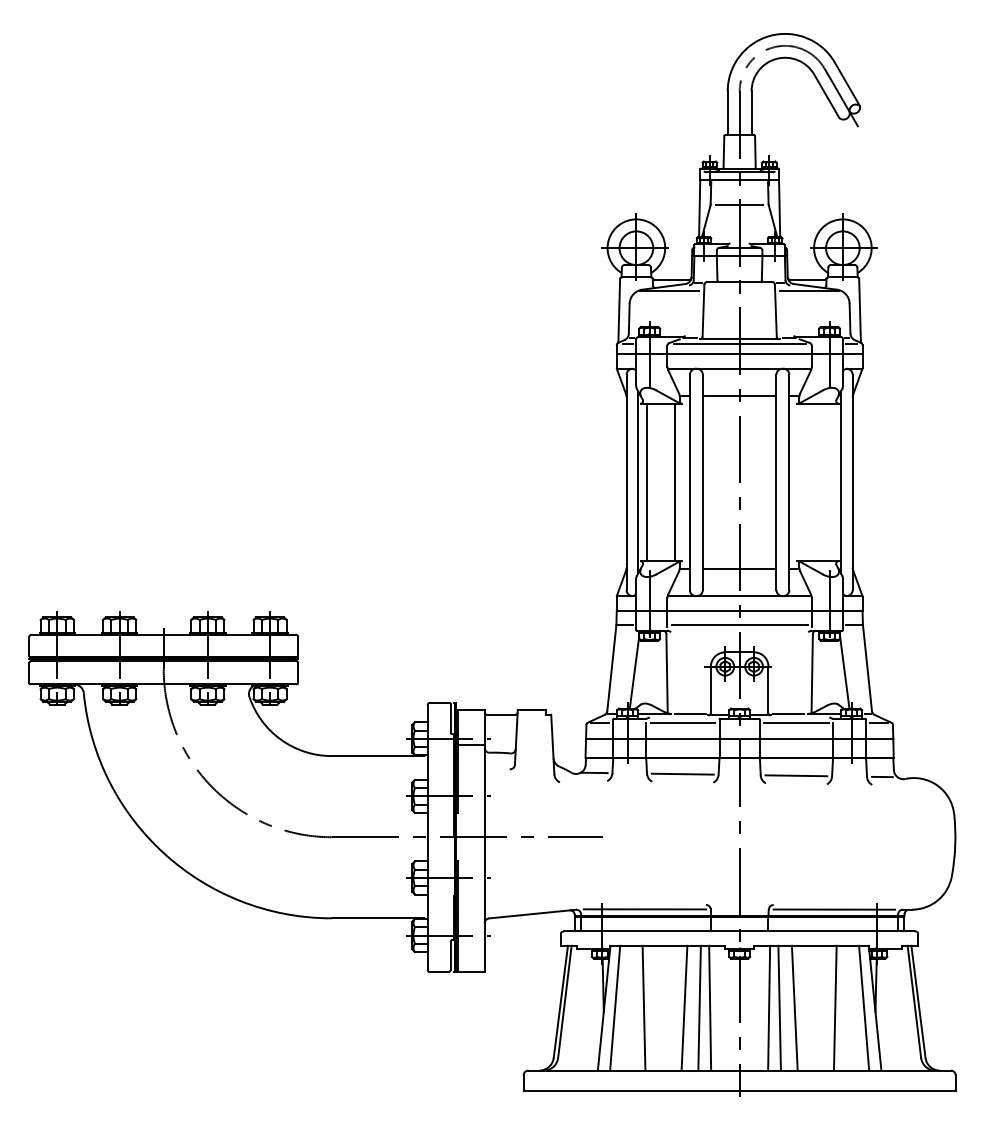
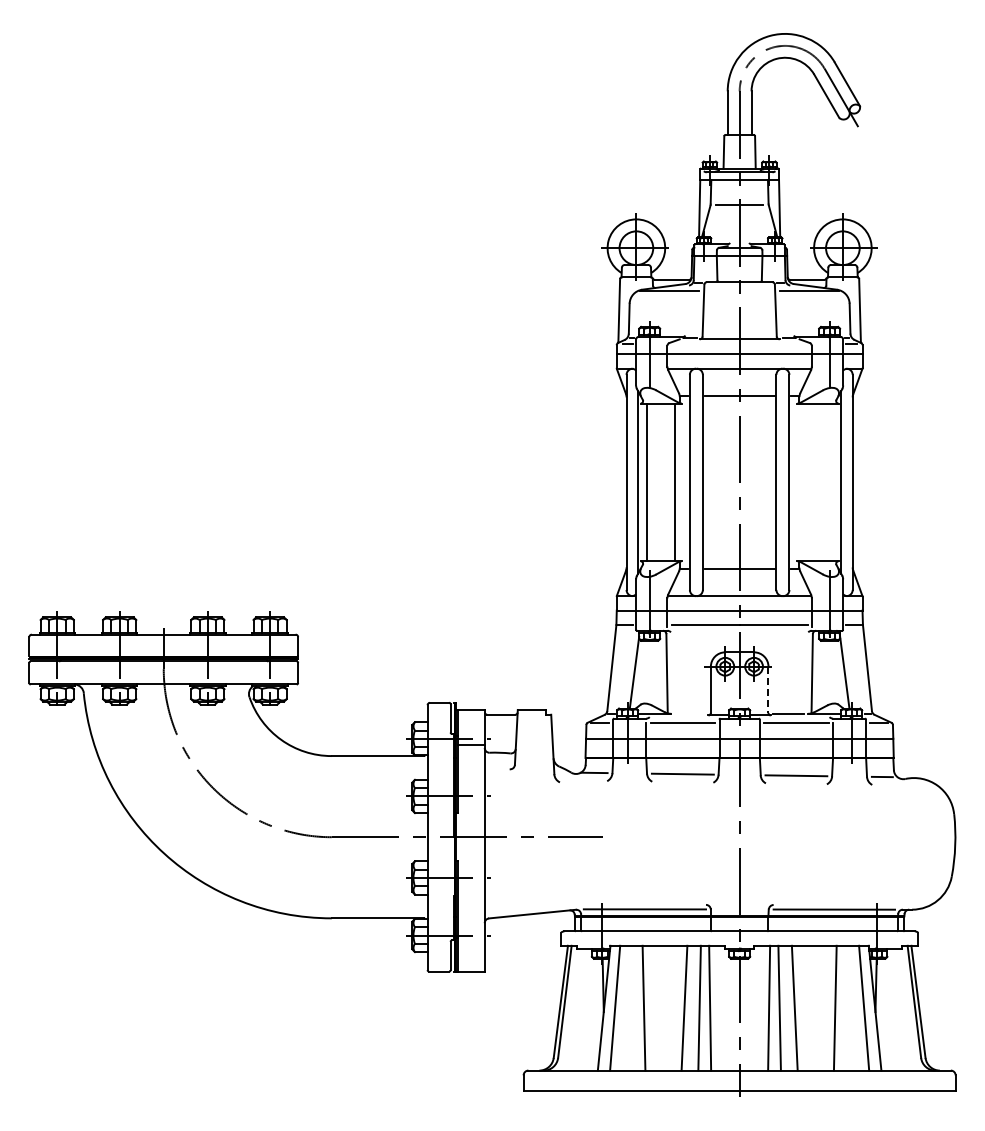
line: present -> none (739, 343)
line: solid -> dashed (768, 690)
line: present -> none (690, 713)
